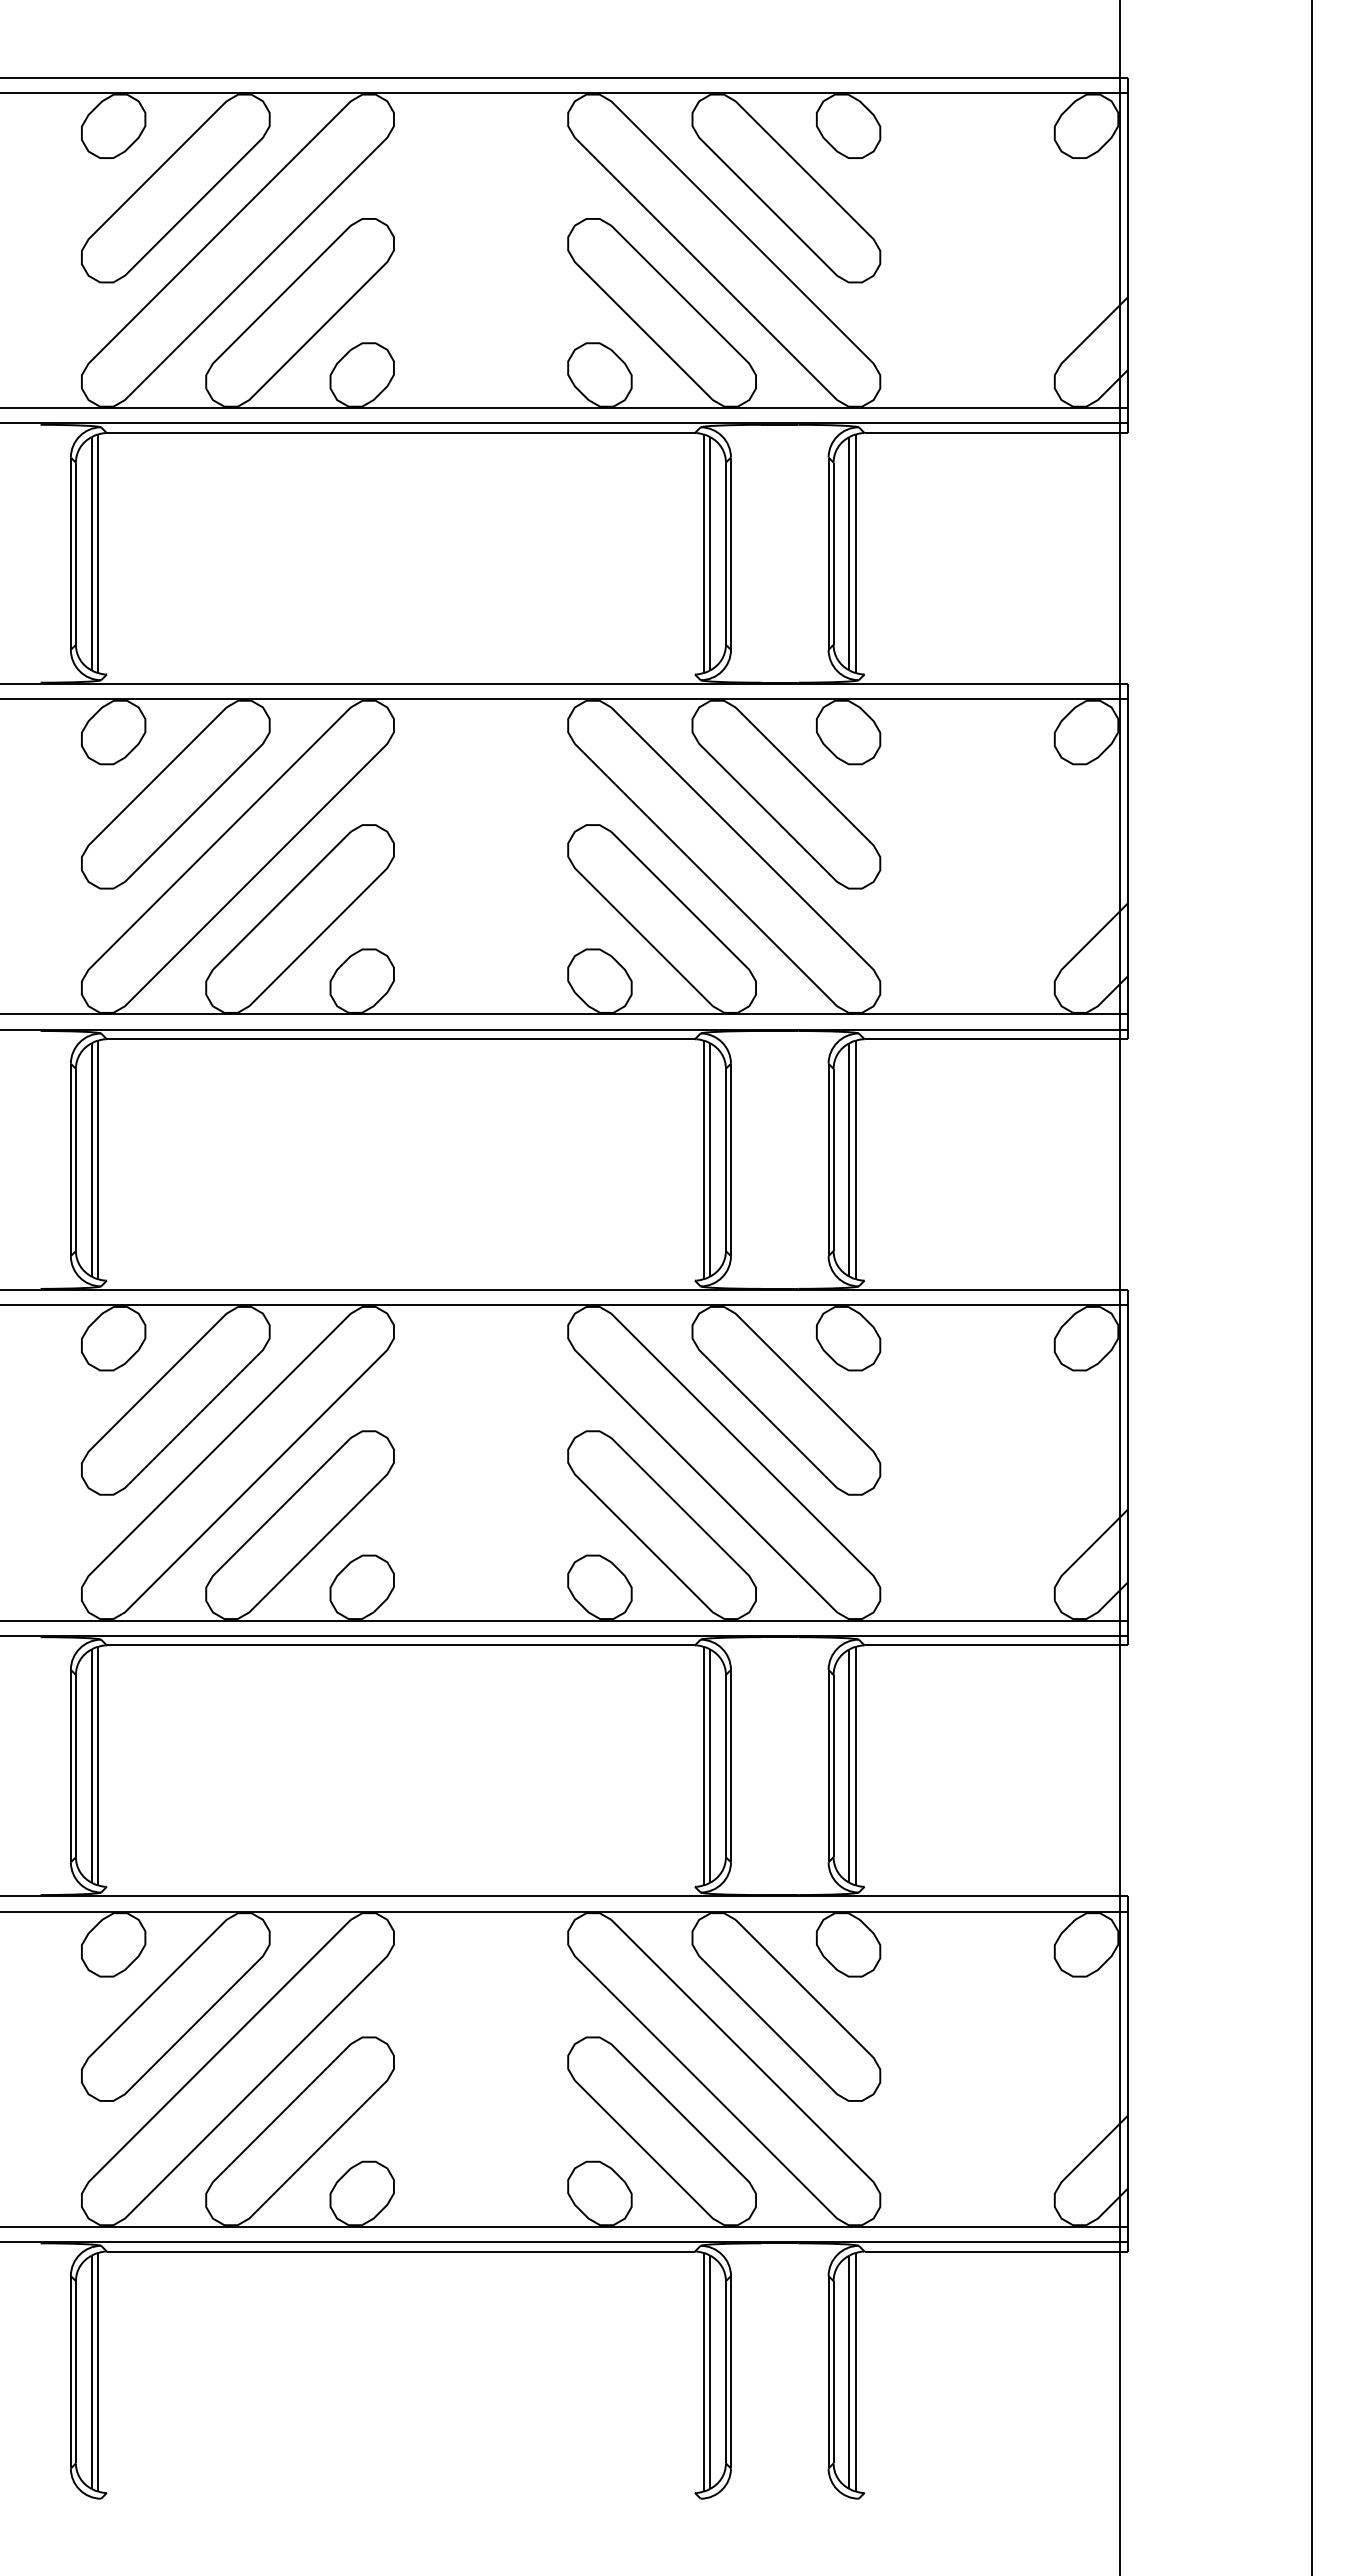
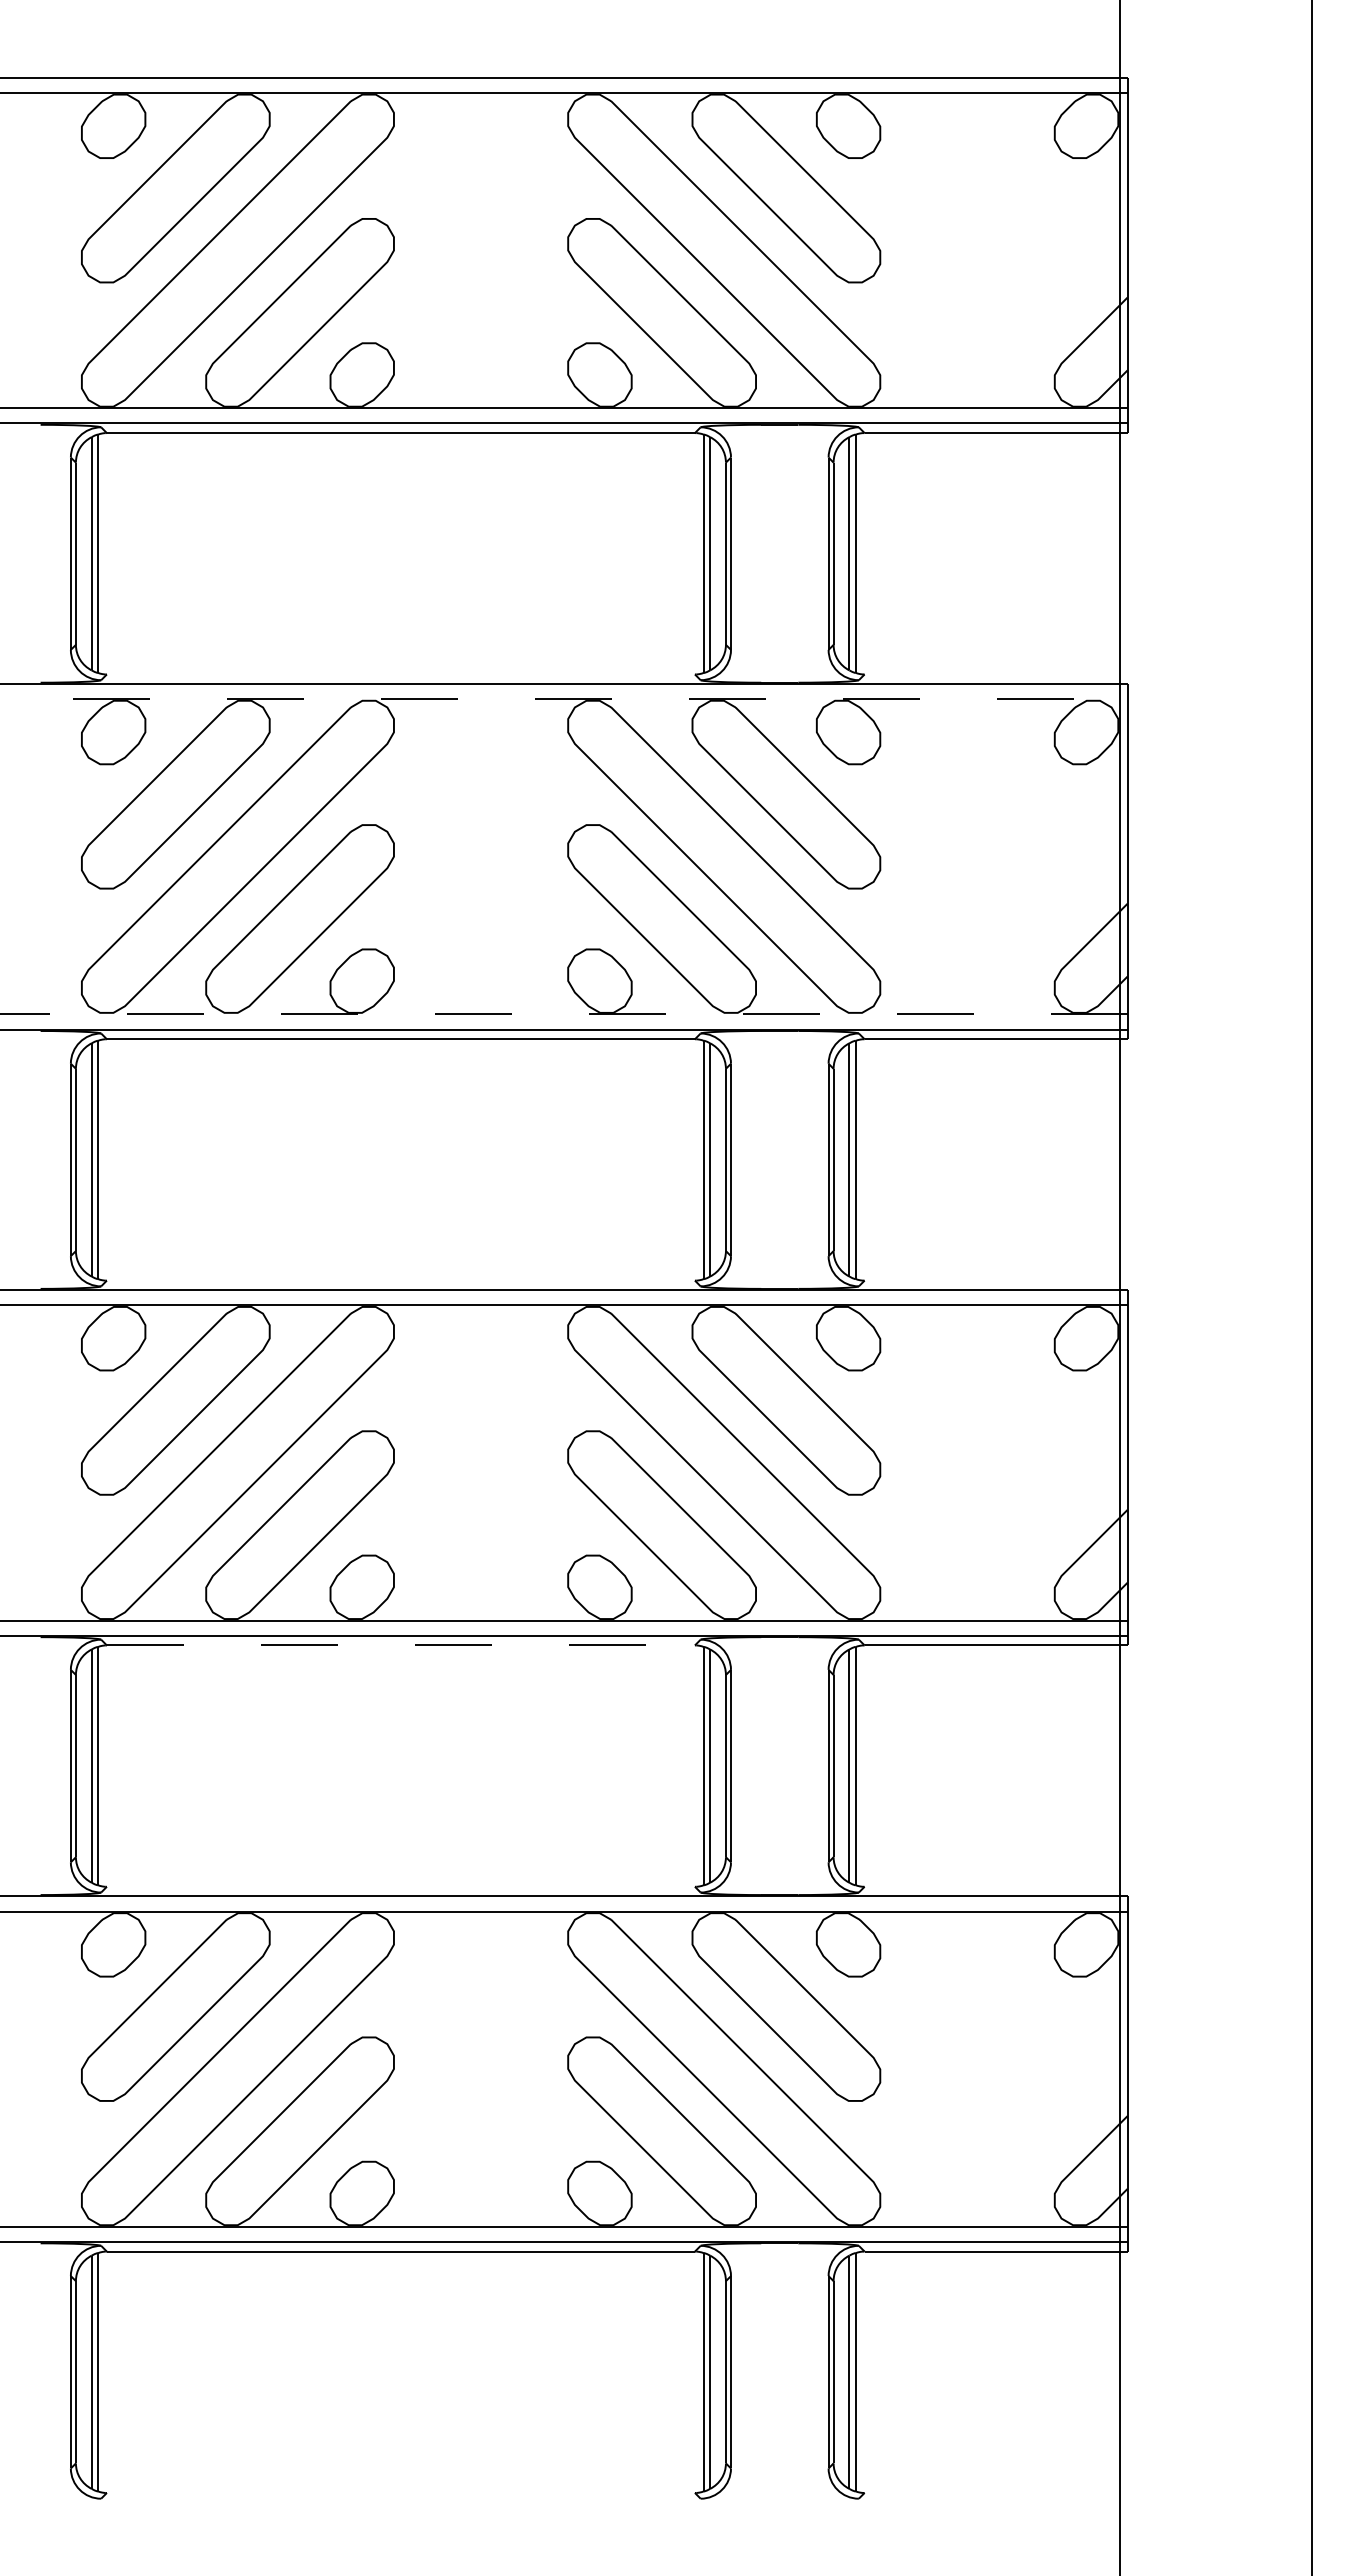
line: solid -> dashed (0, 699)
line: solid -> dashed (401, 1645)
